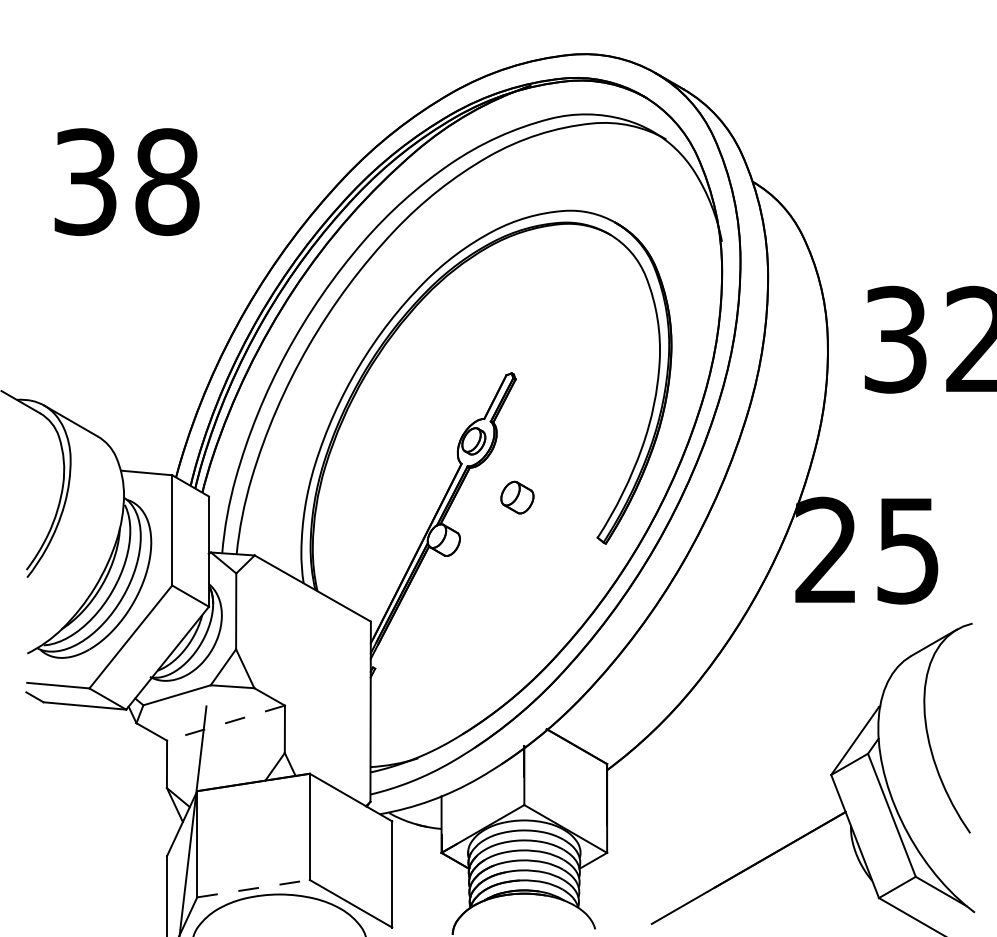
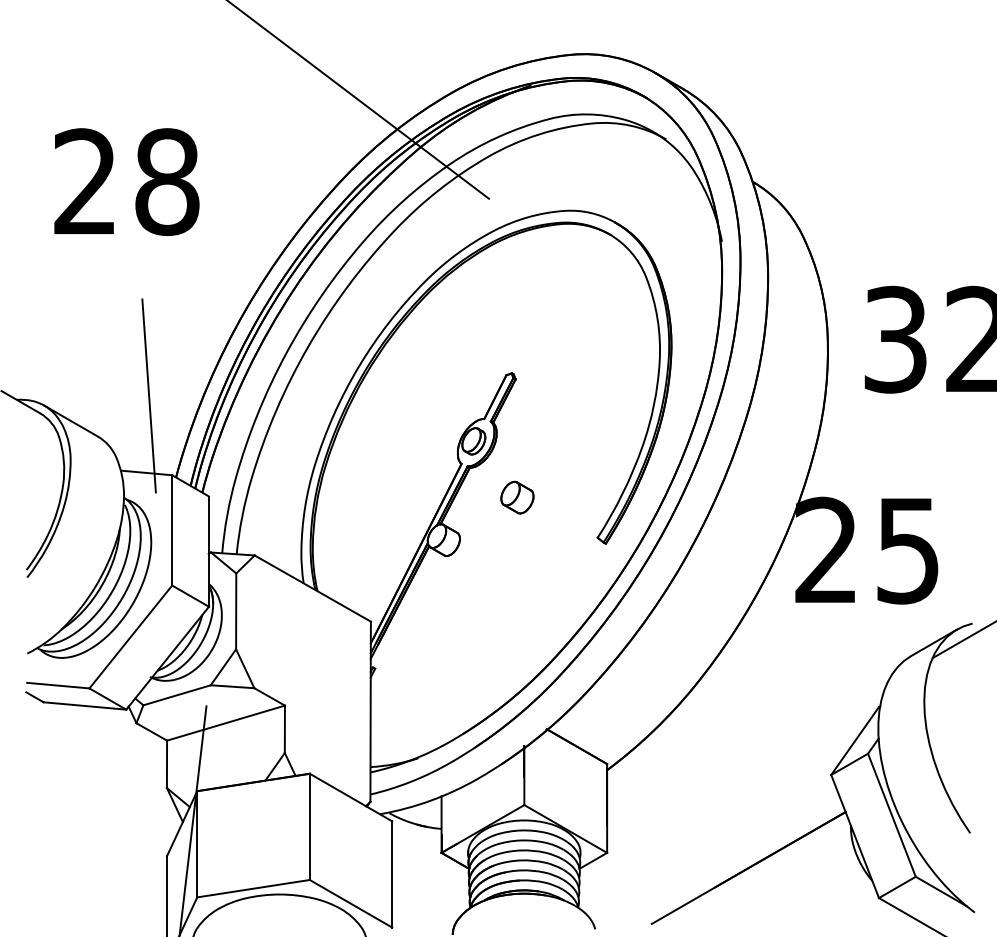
line: none -> present (359, 100)
text: 38 -> 28 (85, 182)
line: none -> present (148, 395)
line: none -> present (962, 640)
line: dashed -> solid (225, 723)
line: dashed -> solid (253, 888)
